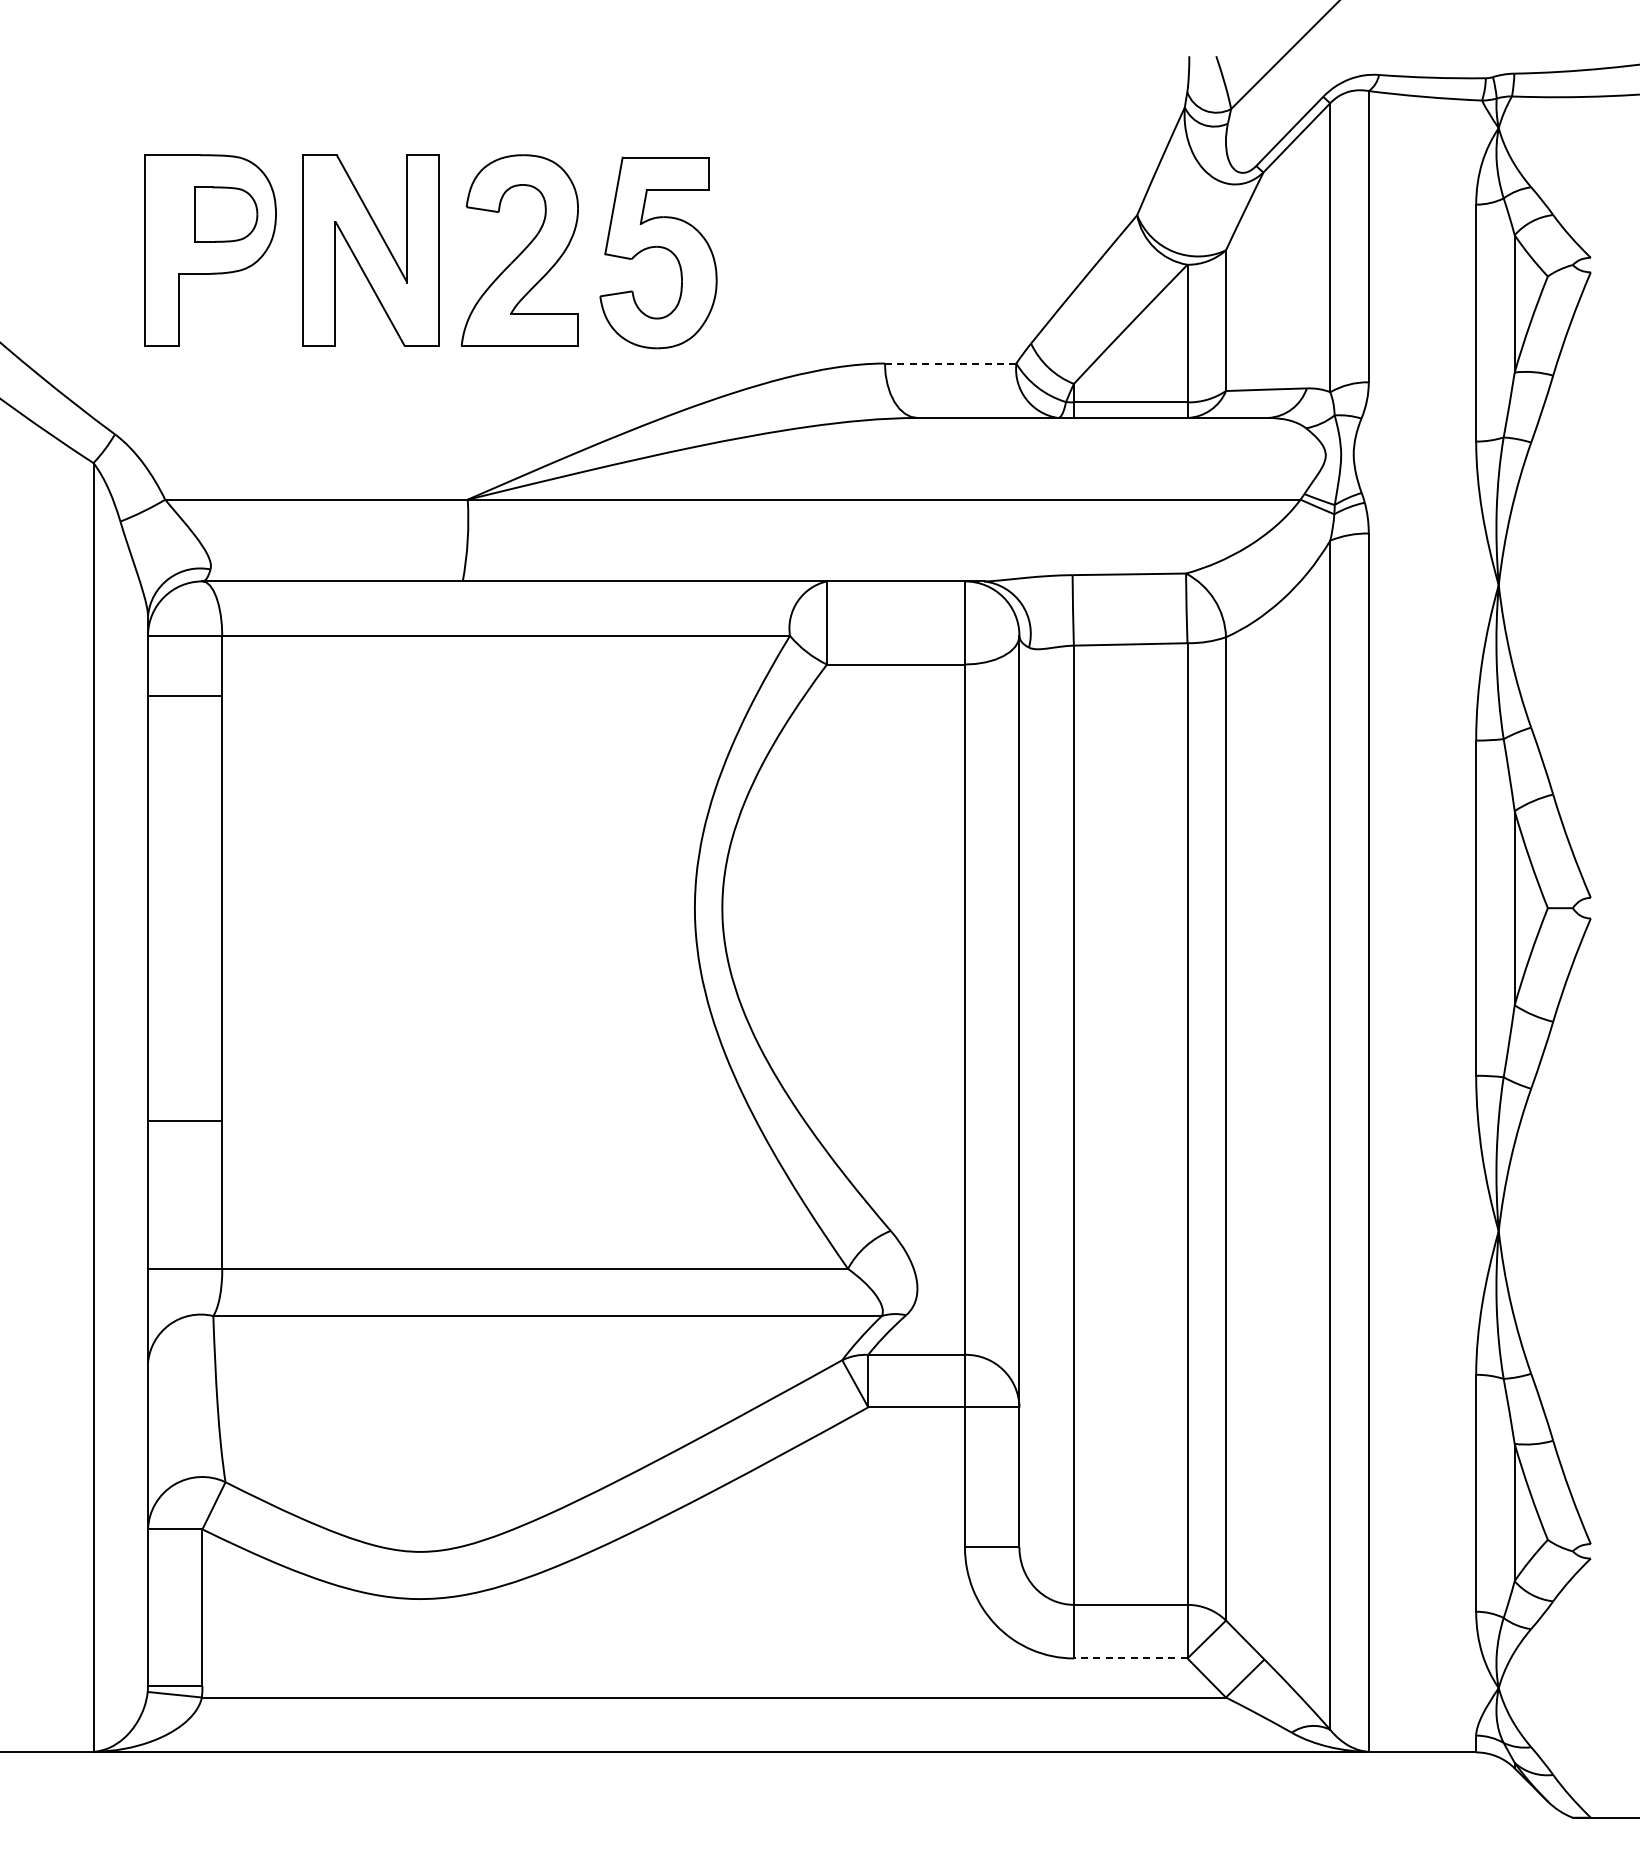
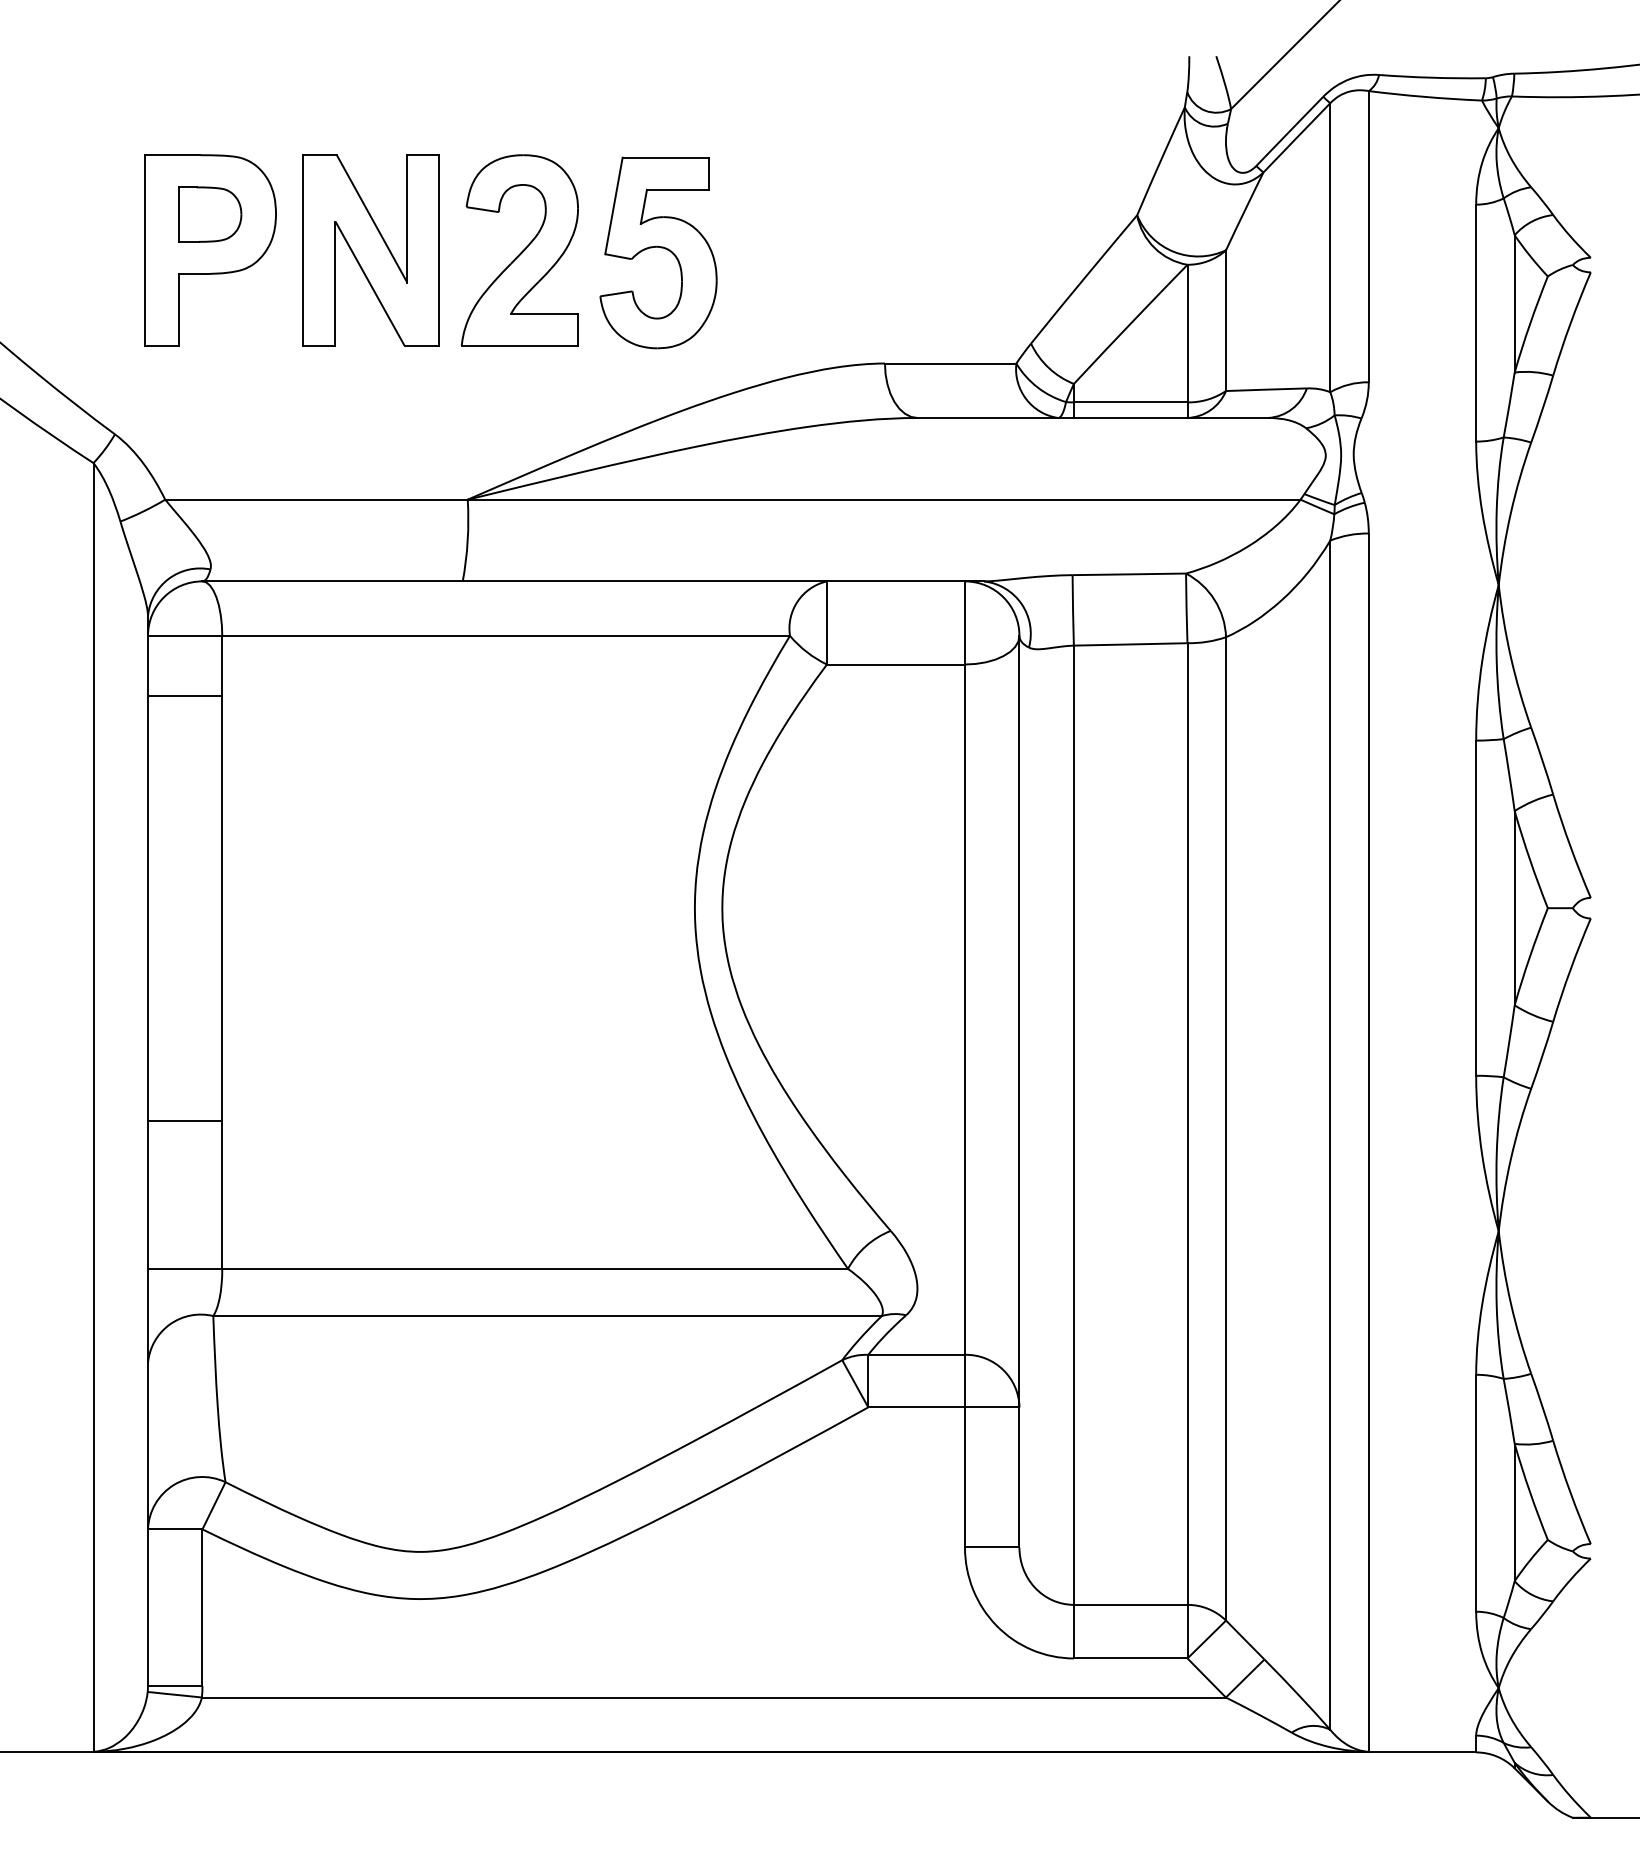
part position: (226, 214) -> (210, 214) (210, 214)
line: dashed -> solid (950, 363)
line: dashed -> solid (1130, 1658)
